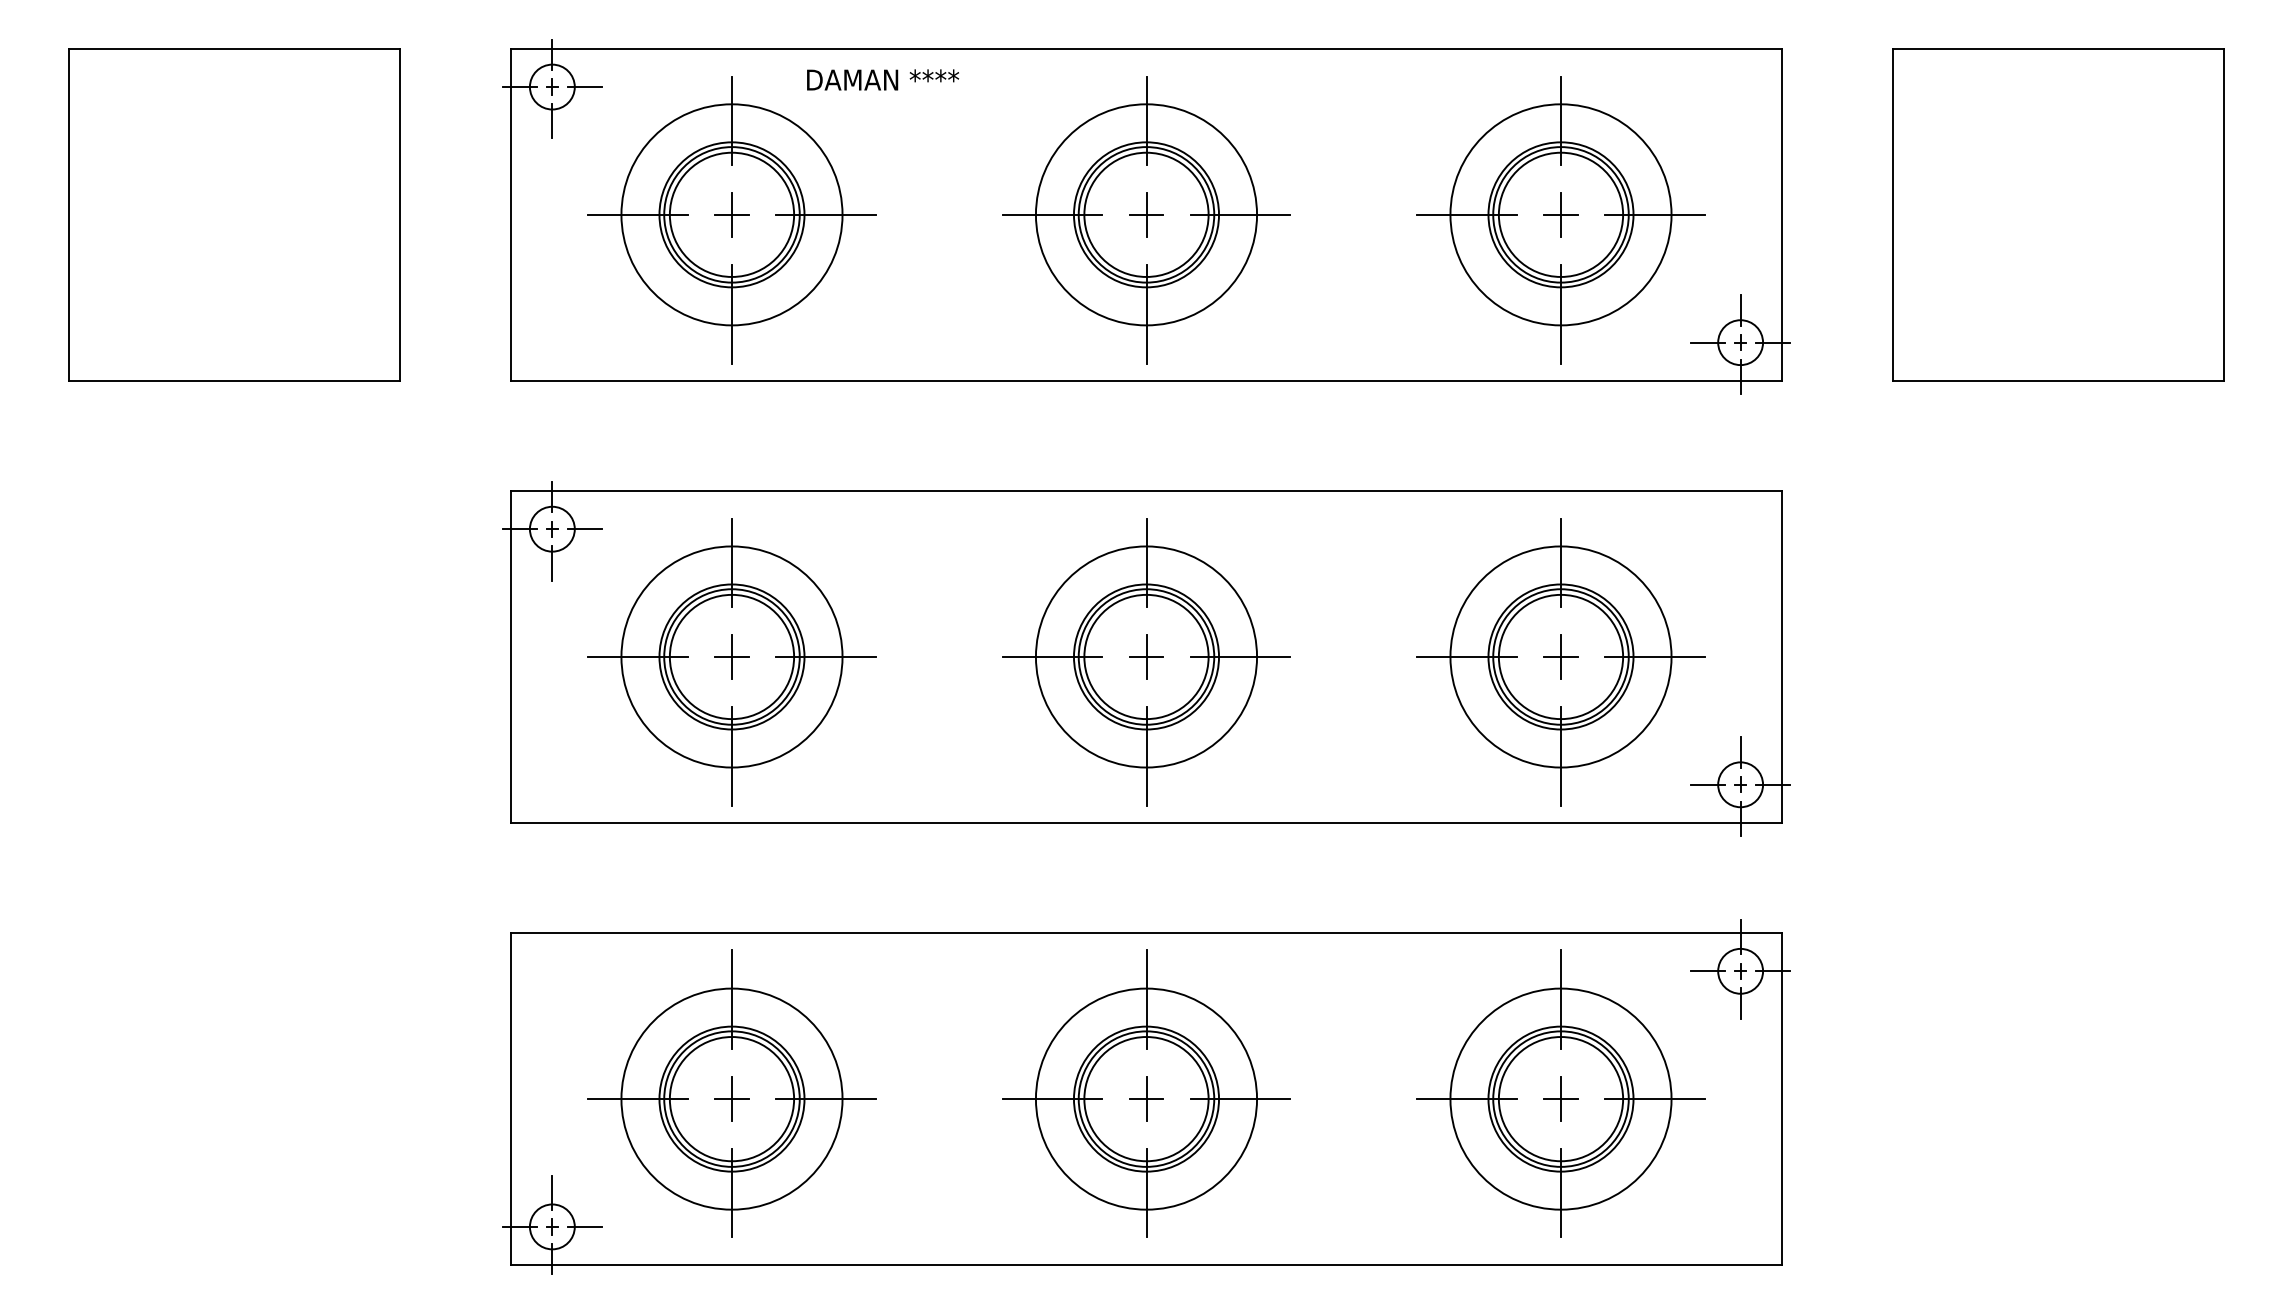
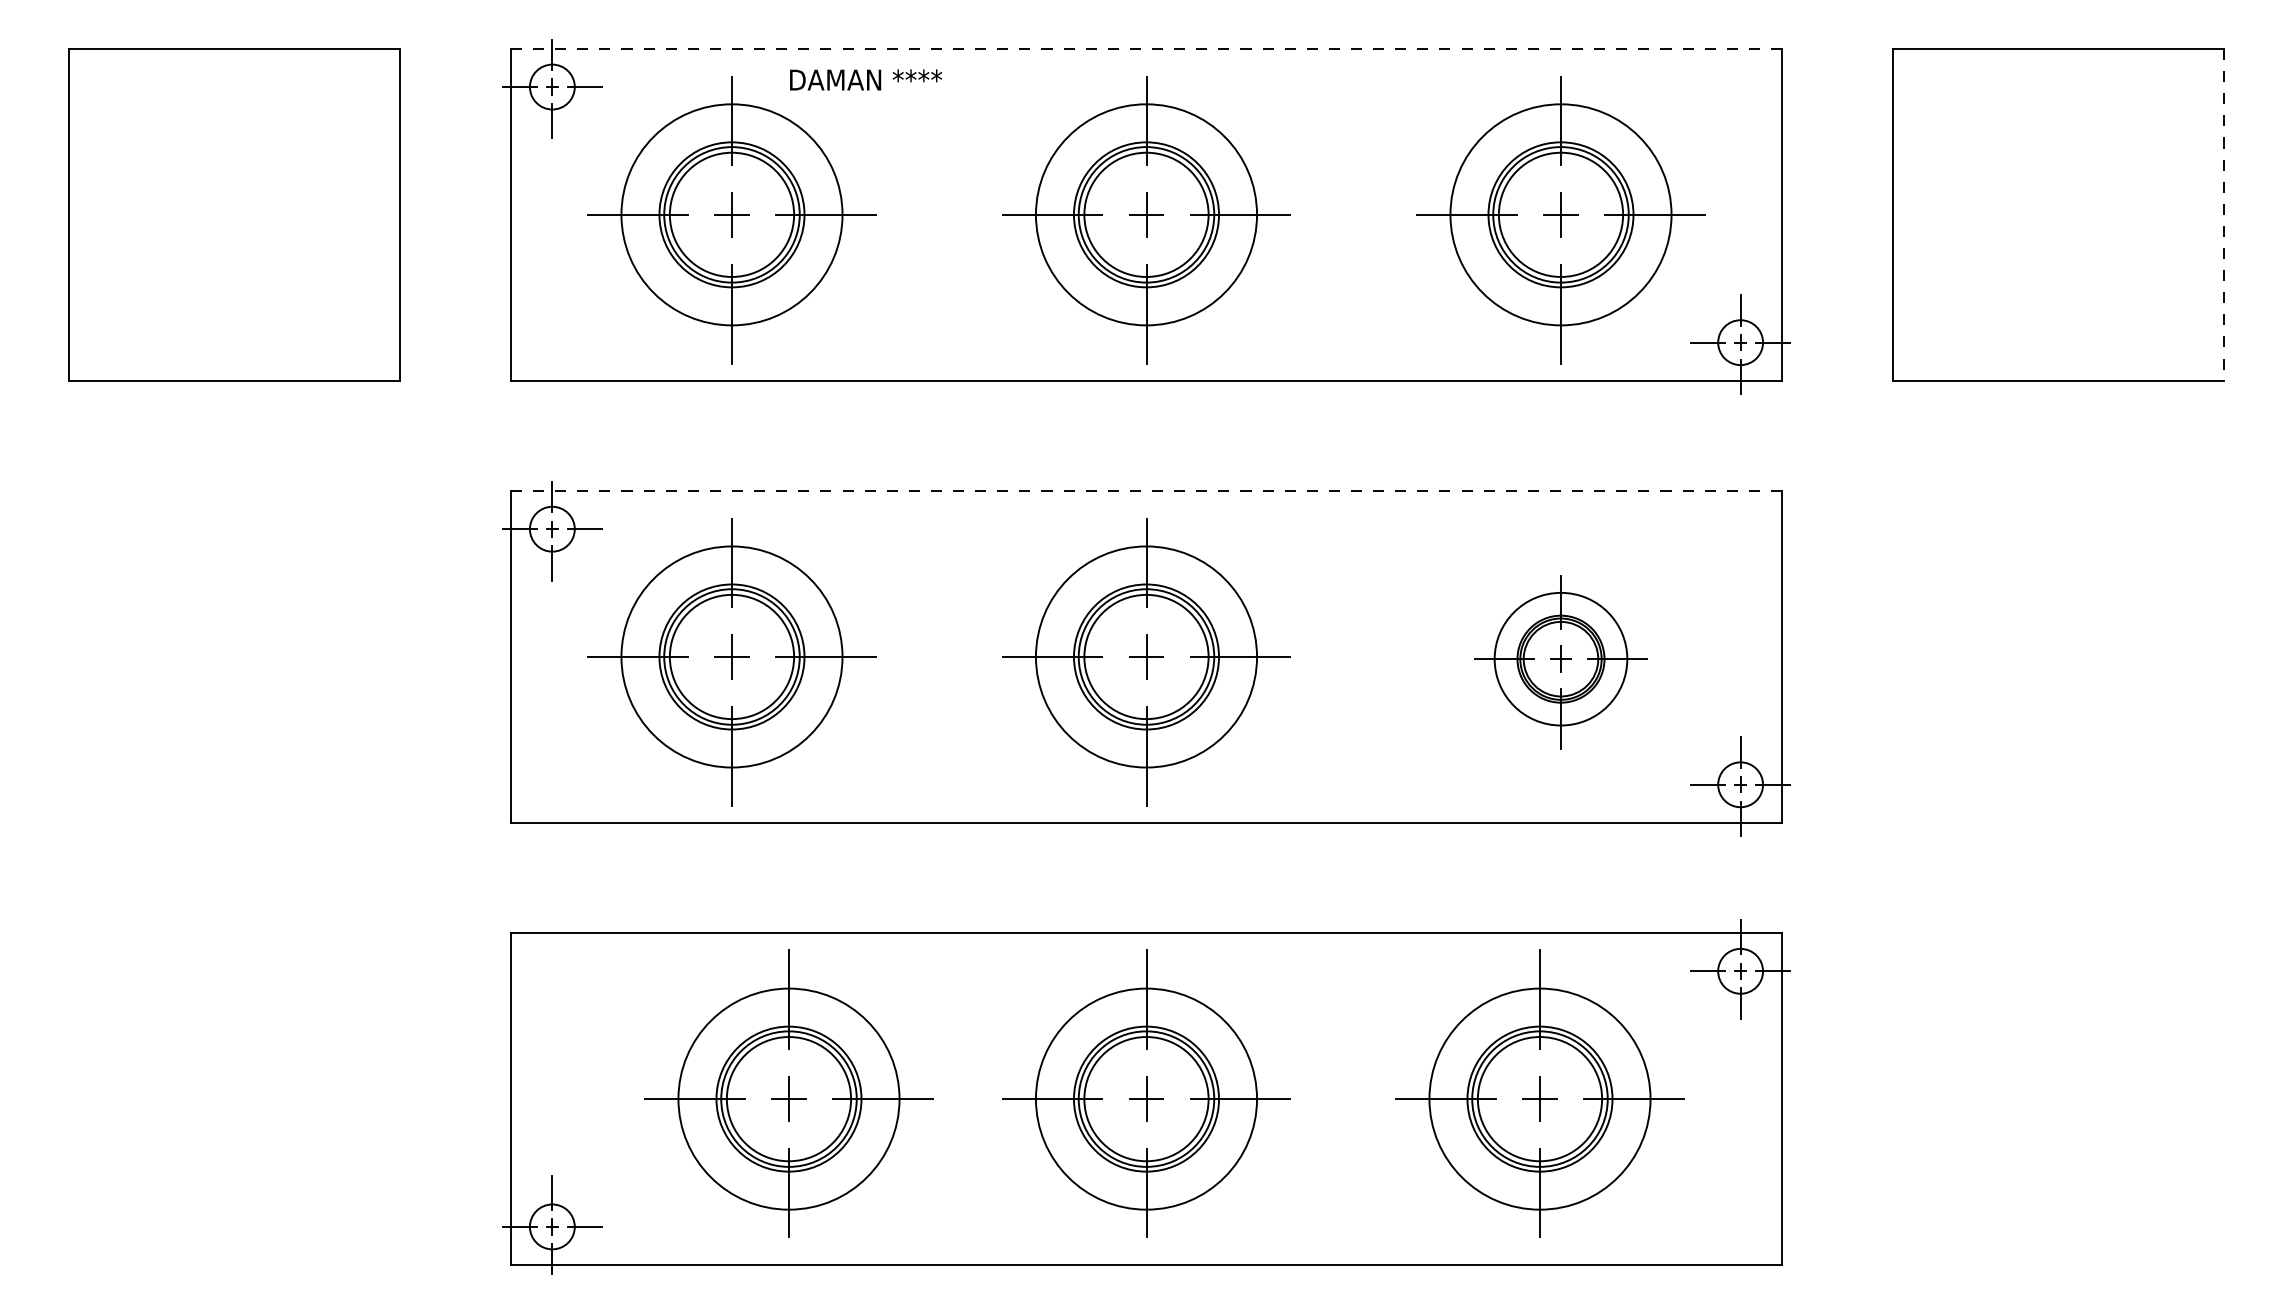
line: solid -> dashed (1146, 49)
text position: (883, 79) -> (866, 79) (866, 79)
line: solid -> dashed (2224, 214)
line: solid -> dashed (1146, 491)
part size: 290x289 px -> 174x175 px (1560, 662)
part position: (731, 1093) -> (788, 1093) (788, 1093)
part position: (1560, 1093) -> (1539, 1093) (1539, 1093)
